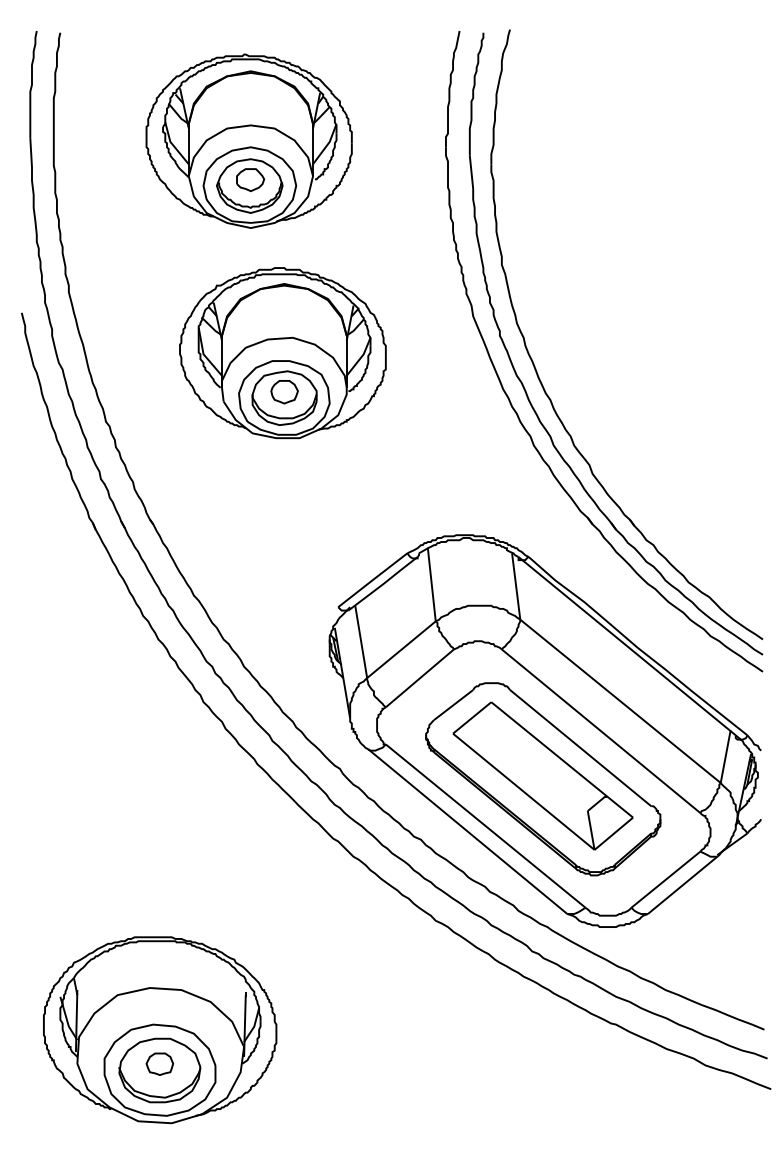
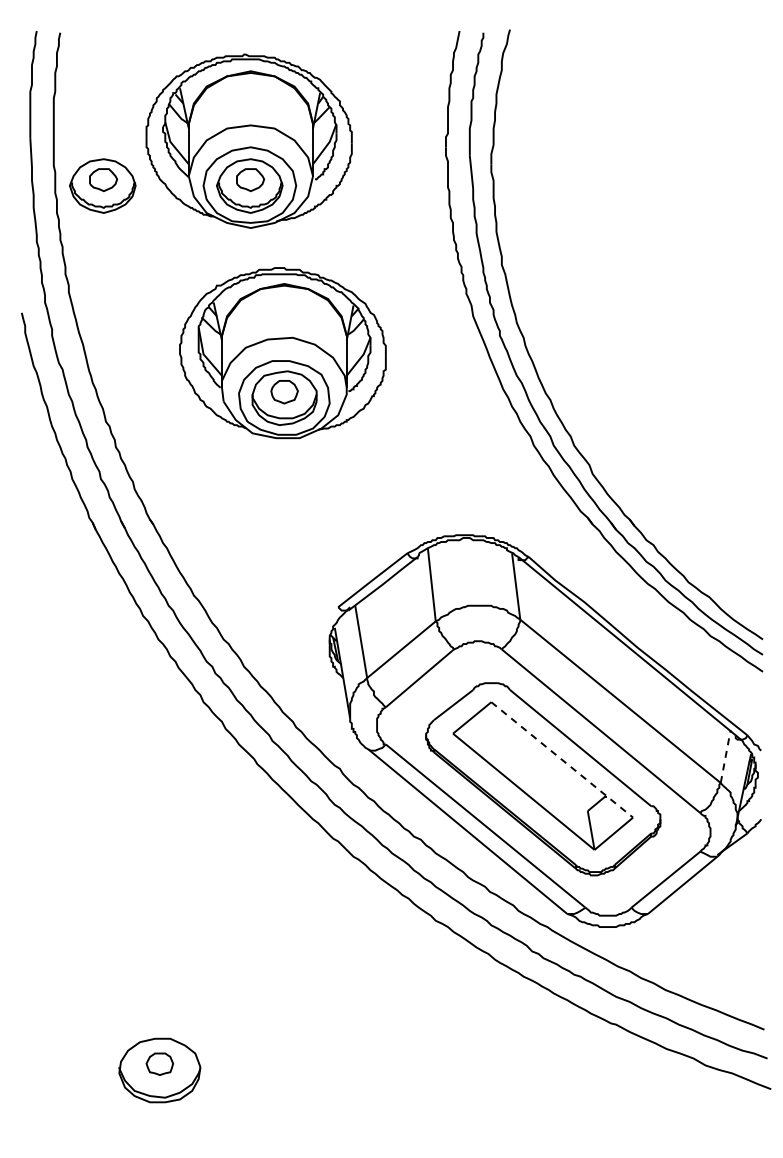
part: none -> present (102, 185)
line: solid -> dashed (725, 756)
line: solid -> dashed (562, 760)
part: present -> none (160, 1030)
